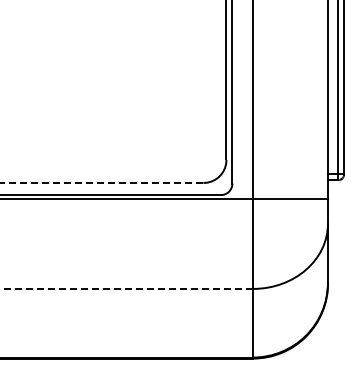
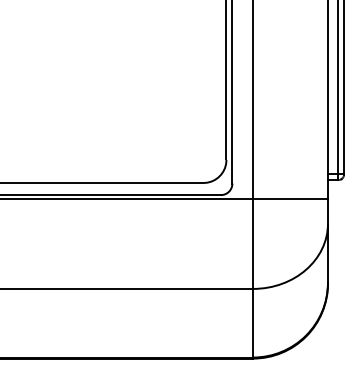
line: dashed -> solid (101, 183)
line: dashed -> solid (127, 288)
